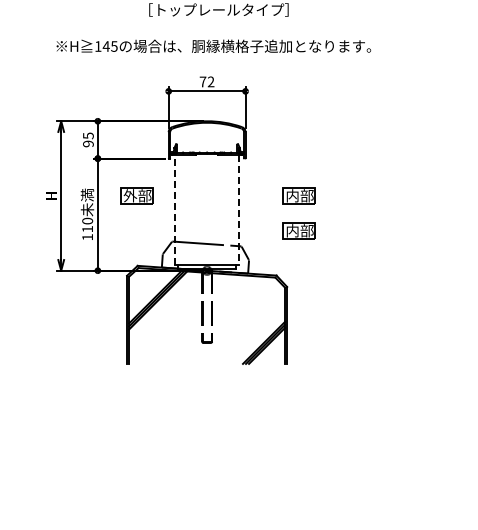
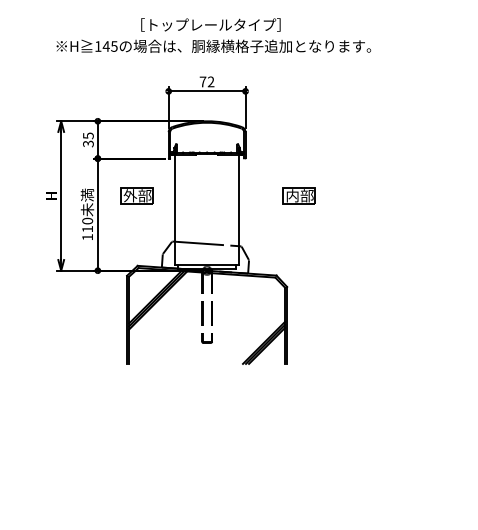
text position: (218, 9) -> (210, 24) (210, 24)
text: 95 -> 35 (88, 143)
line: dashed -> solid (175, 209)
line: dashed -> solid (239, 210)
part: present -> none (298, 230)
